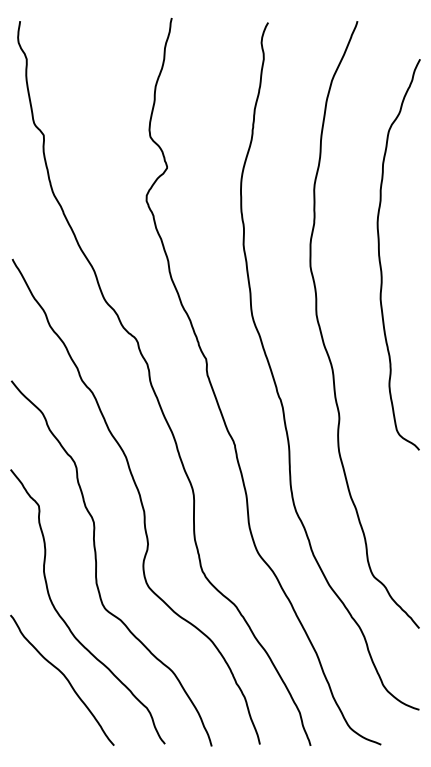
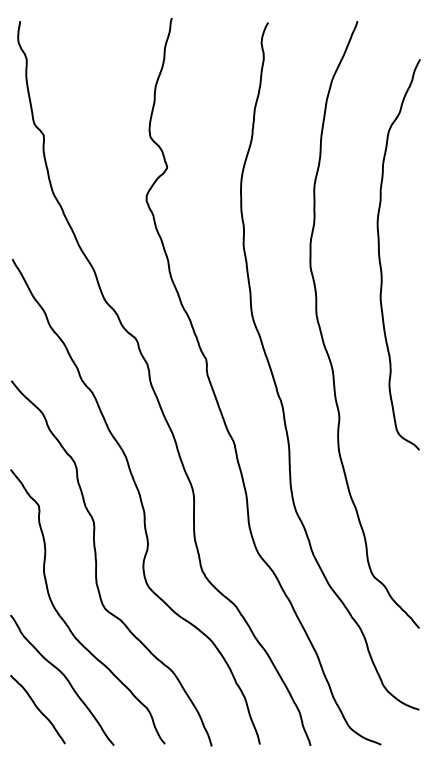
curve: none -> present (37, 709)
